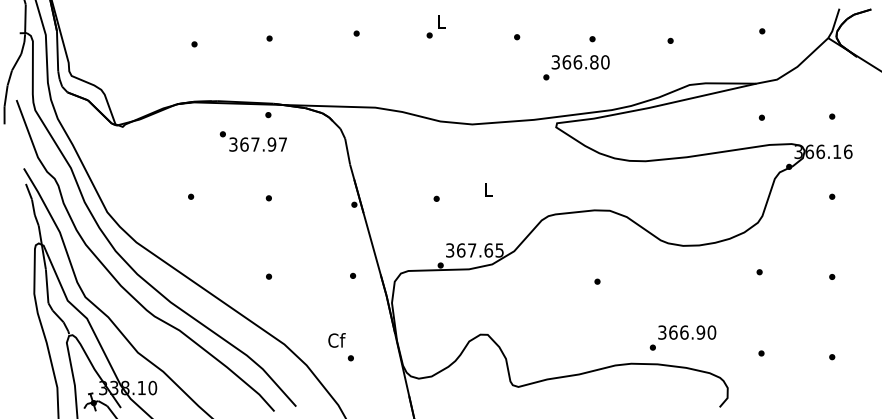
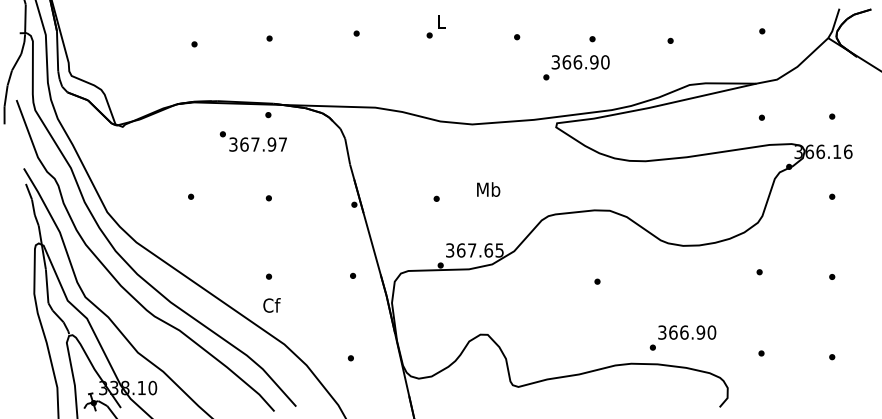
text: 366.80 -> 366.90 (594, 62)
text: L -> Mb (488, 189)
text position: (336, 340) -> (271, 305) (271, 305)
